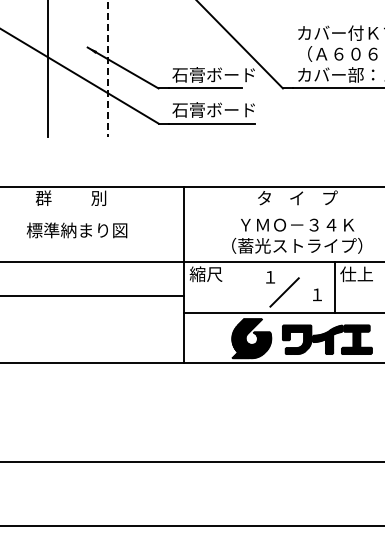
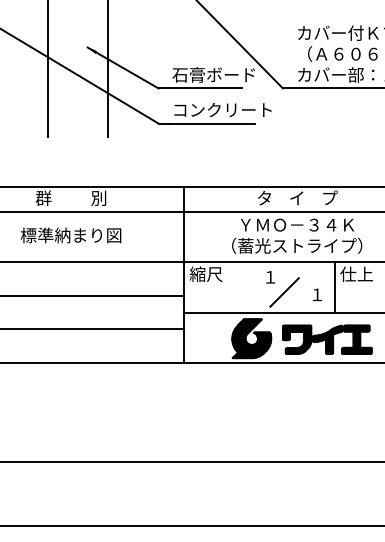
line: dashed -> solid (108, 69)
text: 石膏ボード -> コンクリート (221, 109)
line: none -> present (191, 212)
text position: (76, 230) -> (70, 235) (70, 235)
line: none -> present (93, 329)
